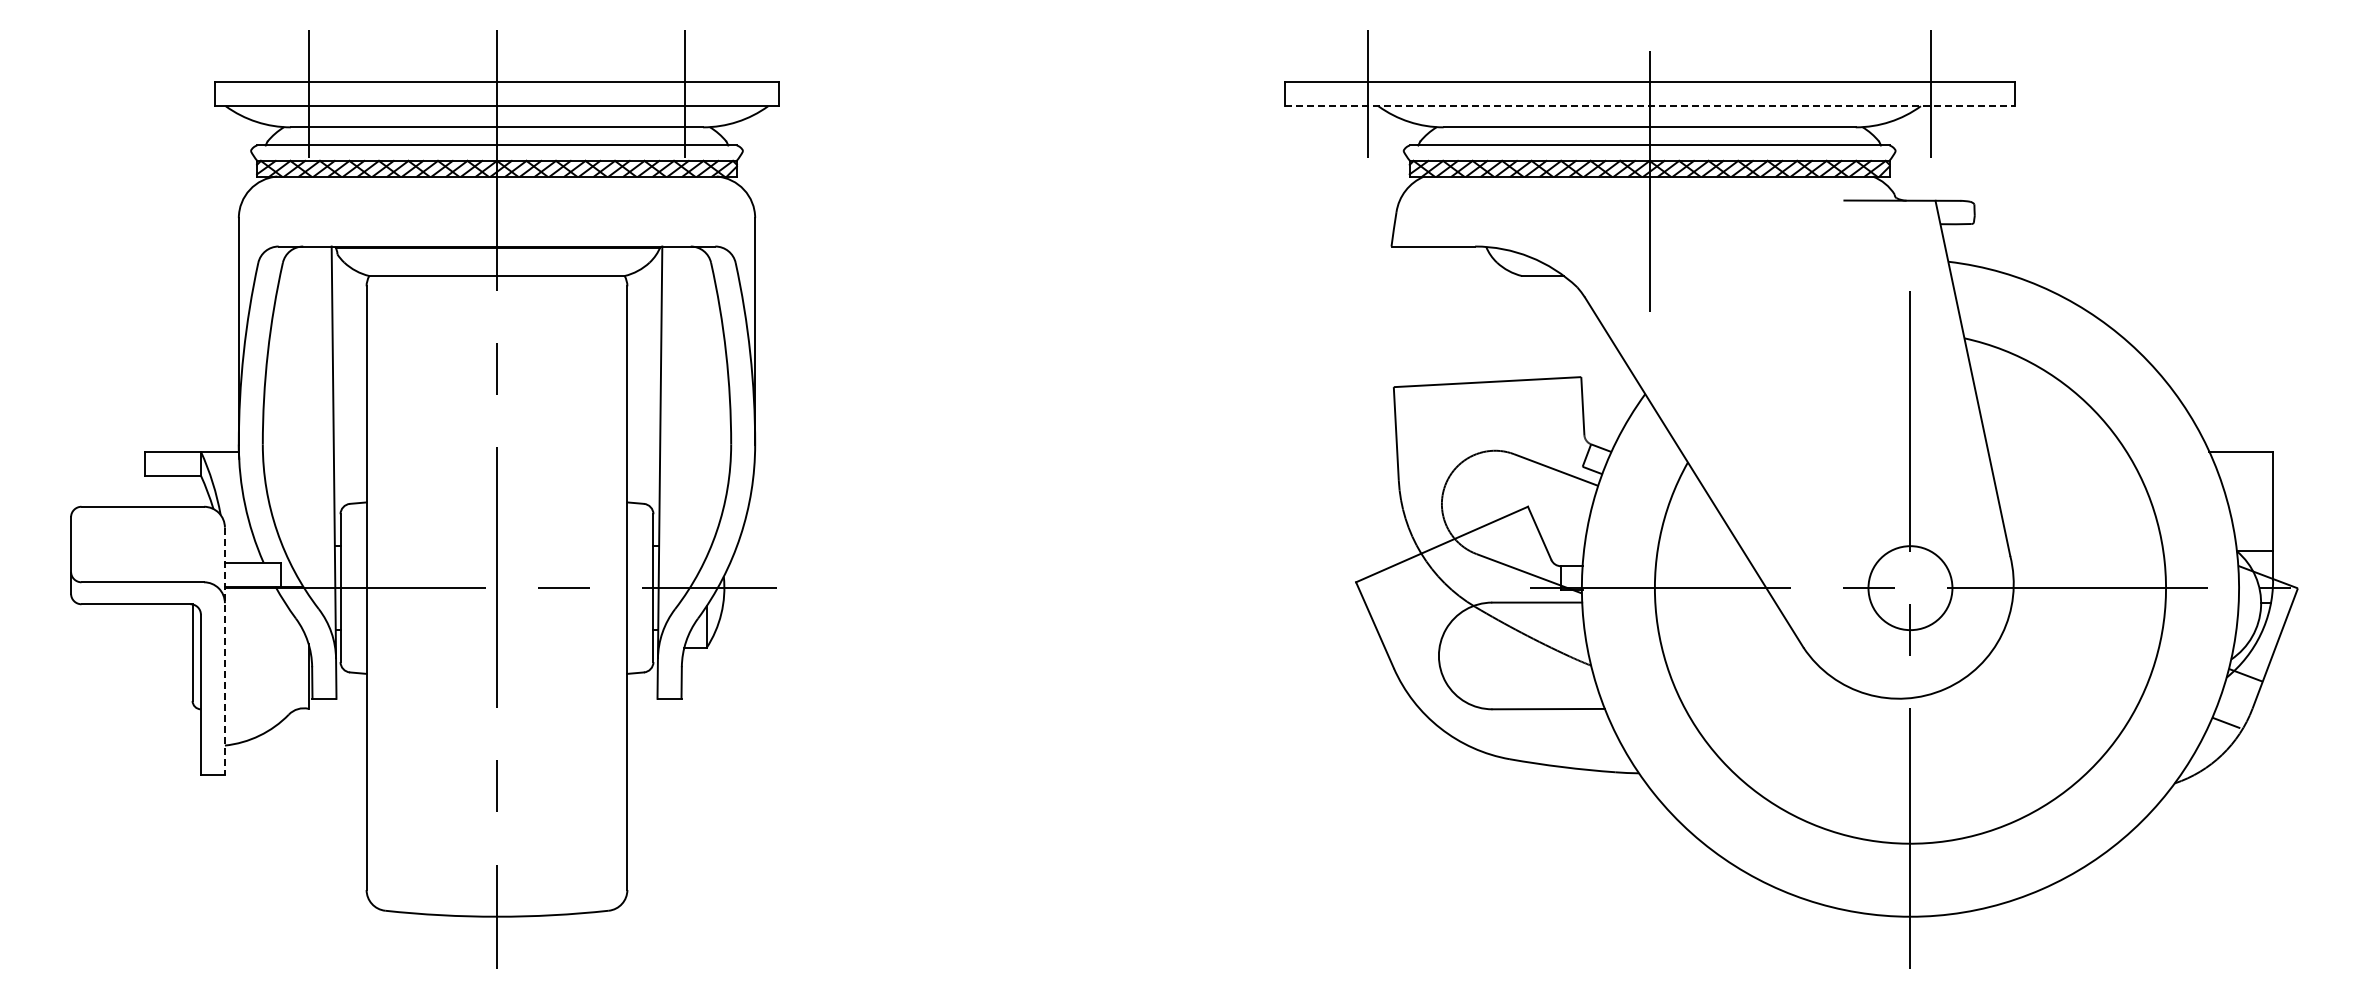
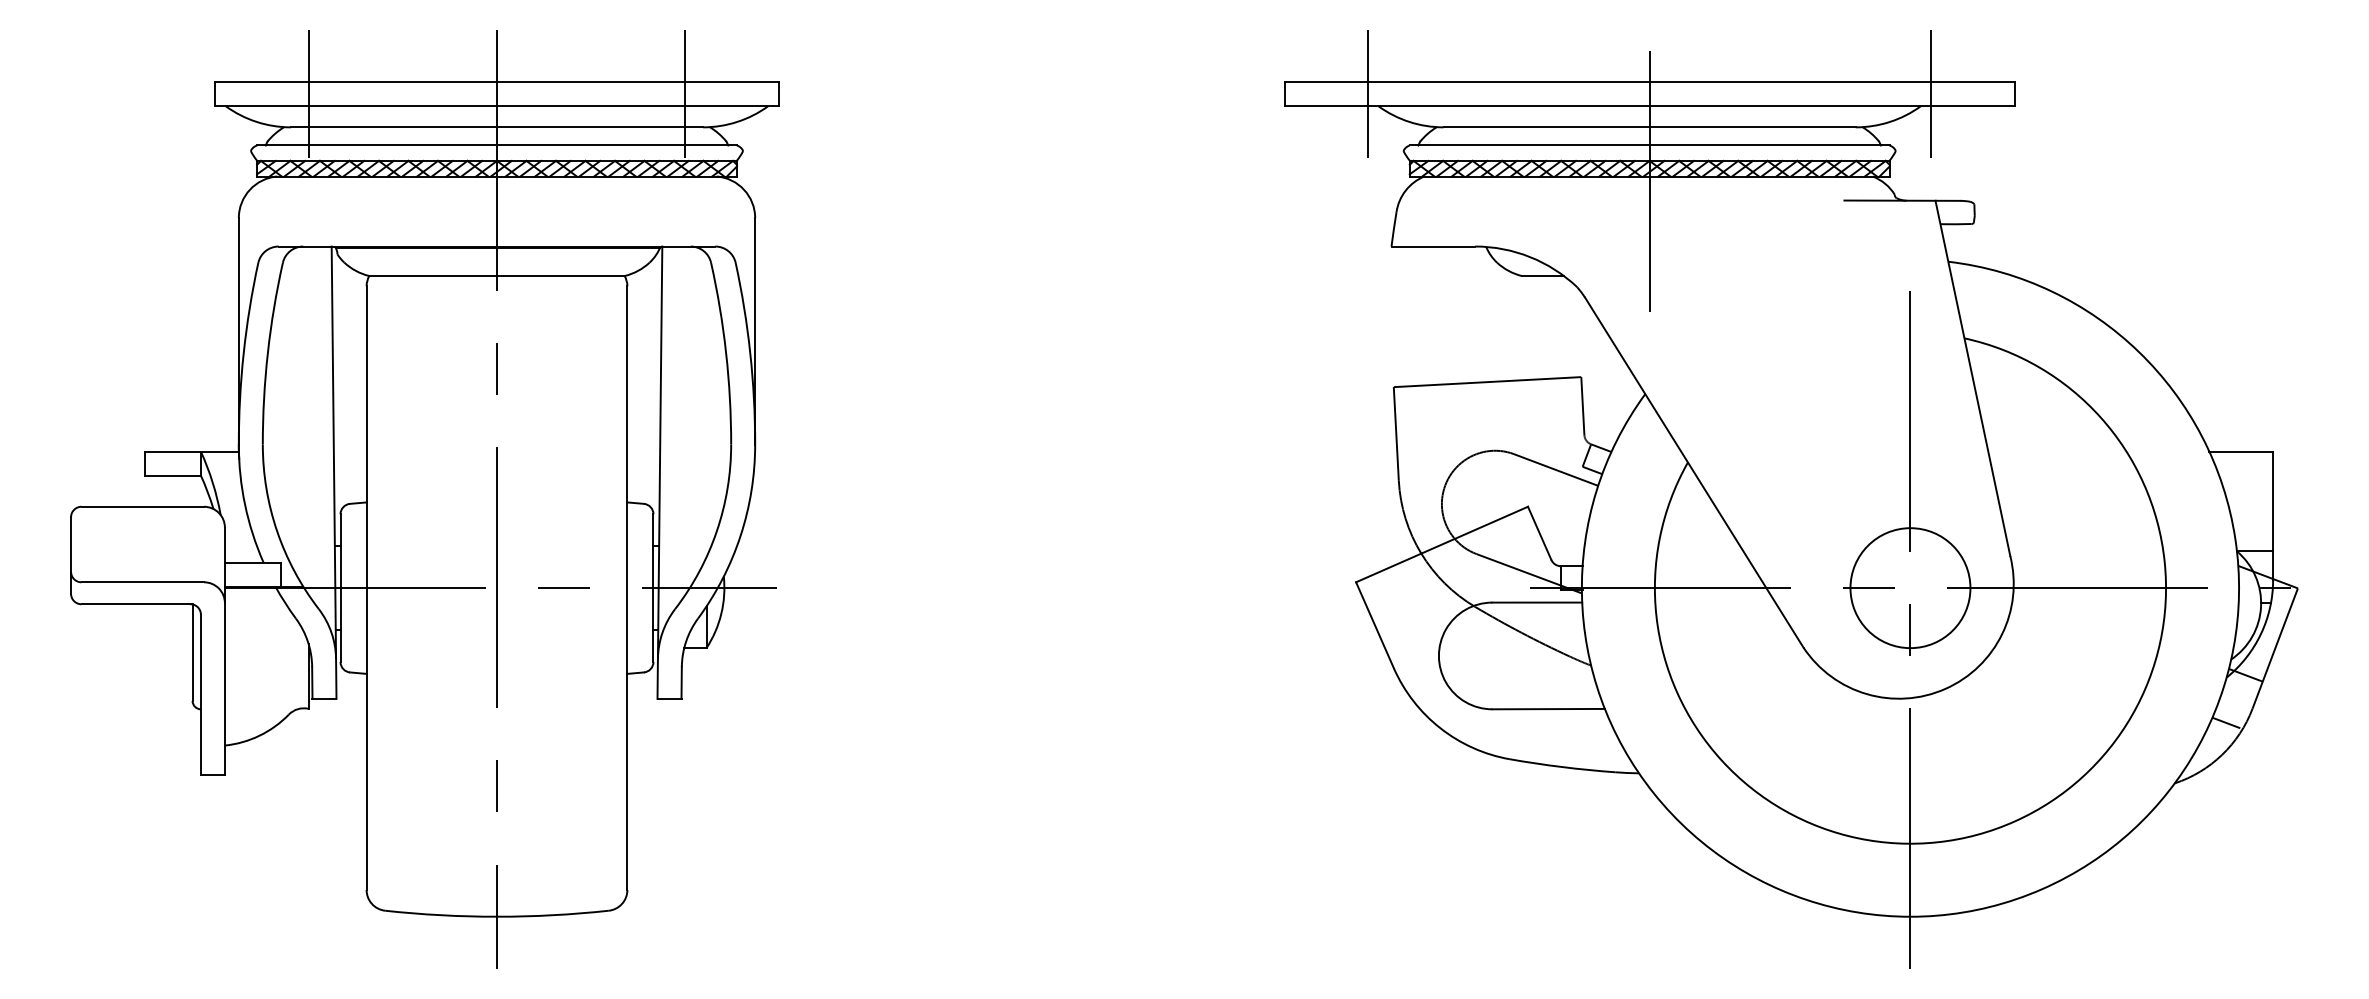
line: dashed -> solid (1650, 106)
circle diameter: 84 px -> 120 px (1910, 588)
line: dashed -> solid (224, 651)
